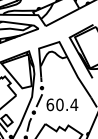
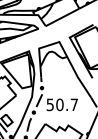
text: 60.4 -> 50.7 (62, 104)
